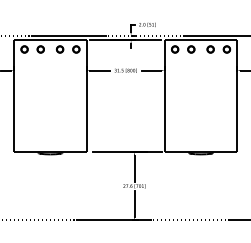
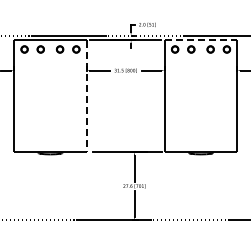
line: solid -> dashed (201, 40)
line: solid -> dashed (86, 96)
